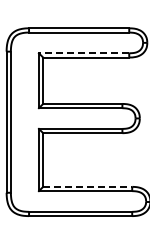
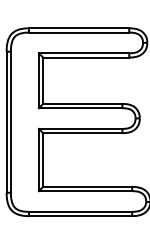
line: dashed -> solid (83, 53)
line: dashed -> solid (87, 186)
